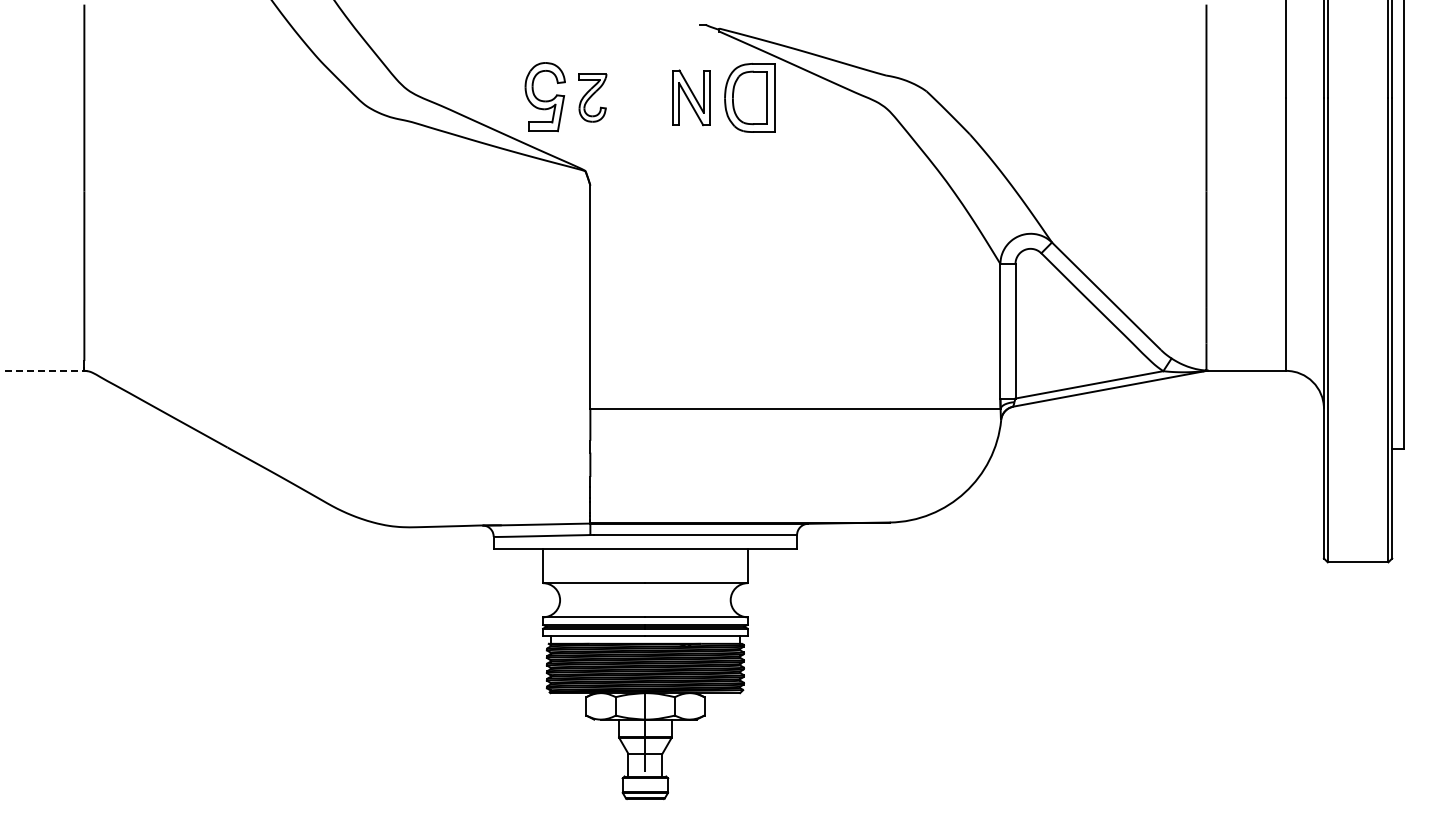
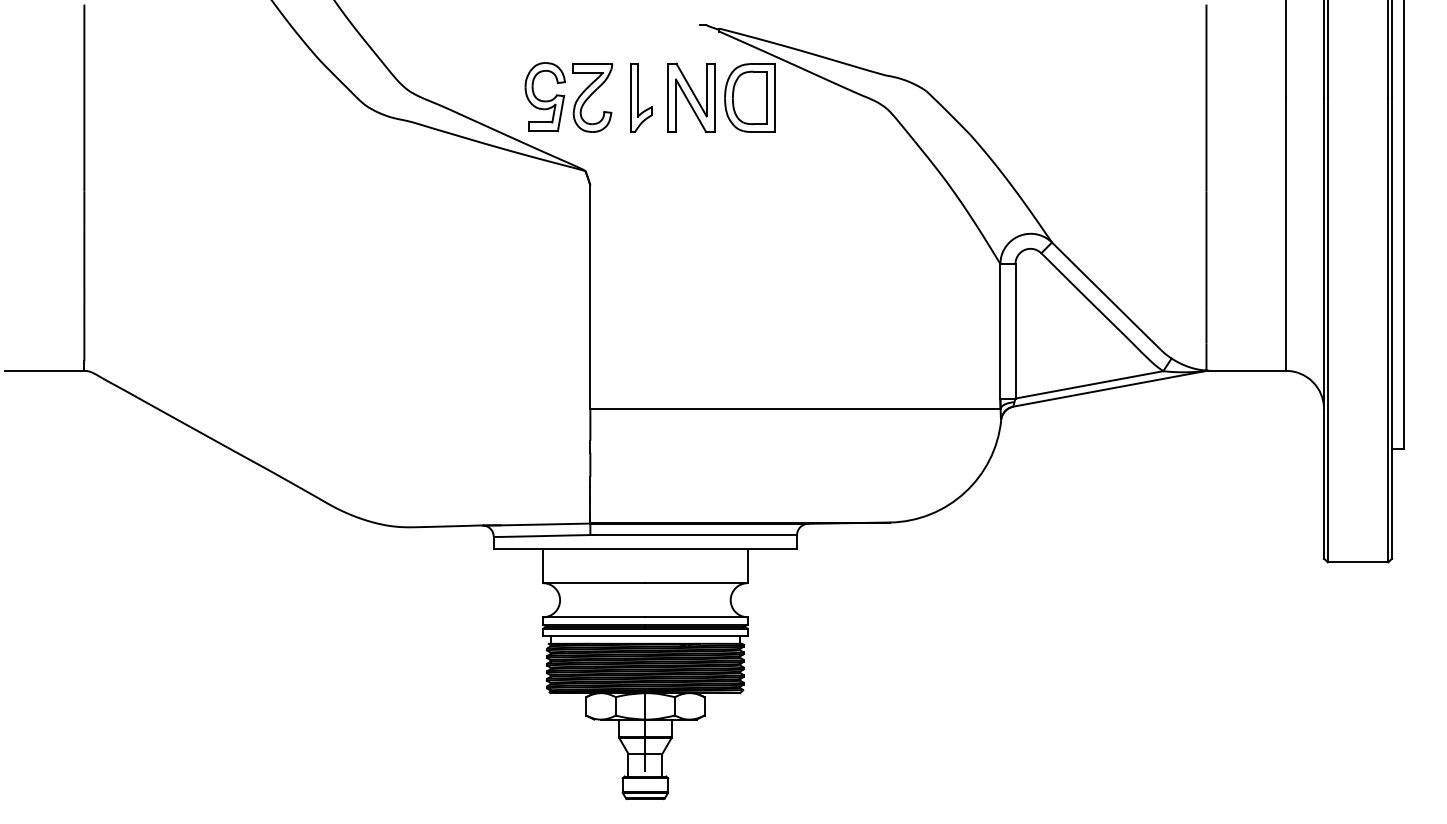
part size: 30x50 px -> 42x70 px (592, 97)
part: none -> present (641, 97)
part size: 39x58 px -> 49x71 px (691, 97)
line: dashed -> solid (44, 370)
